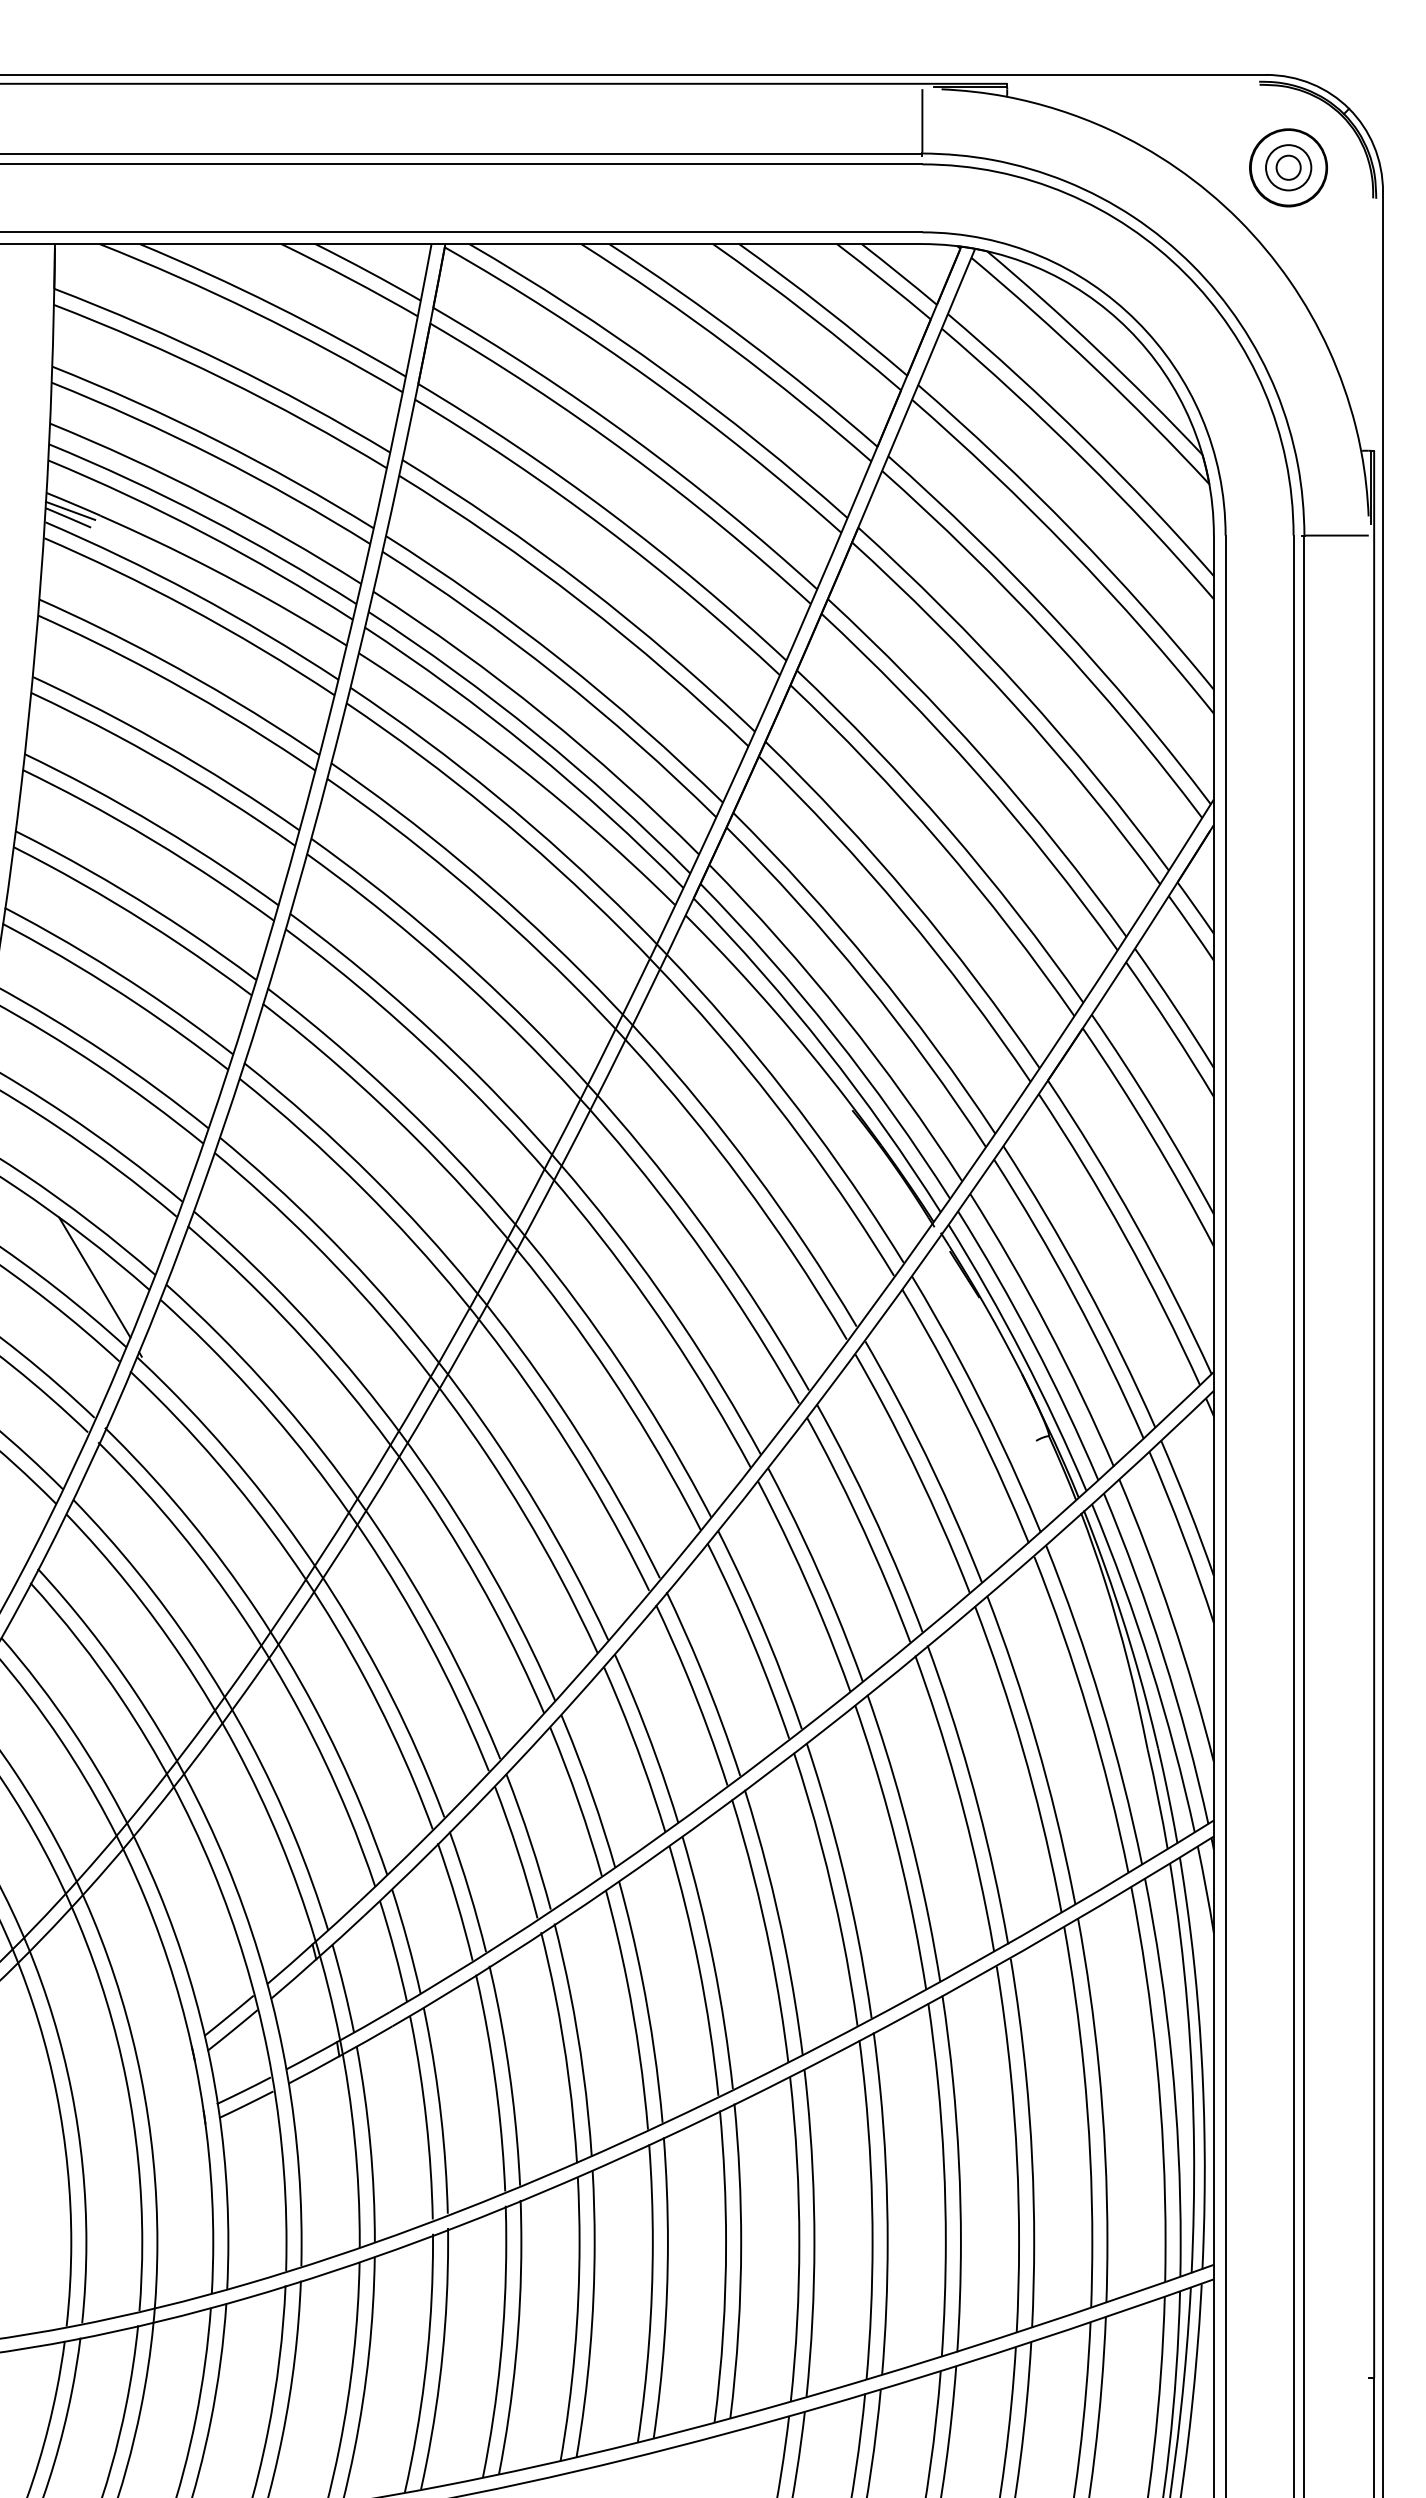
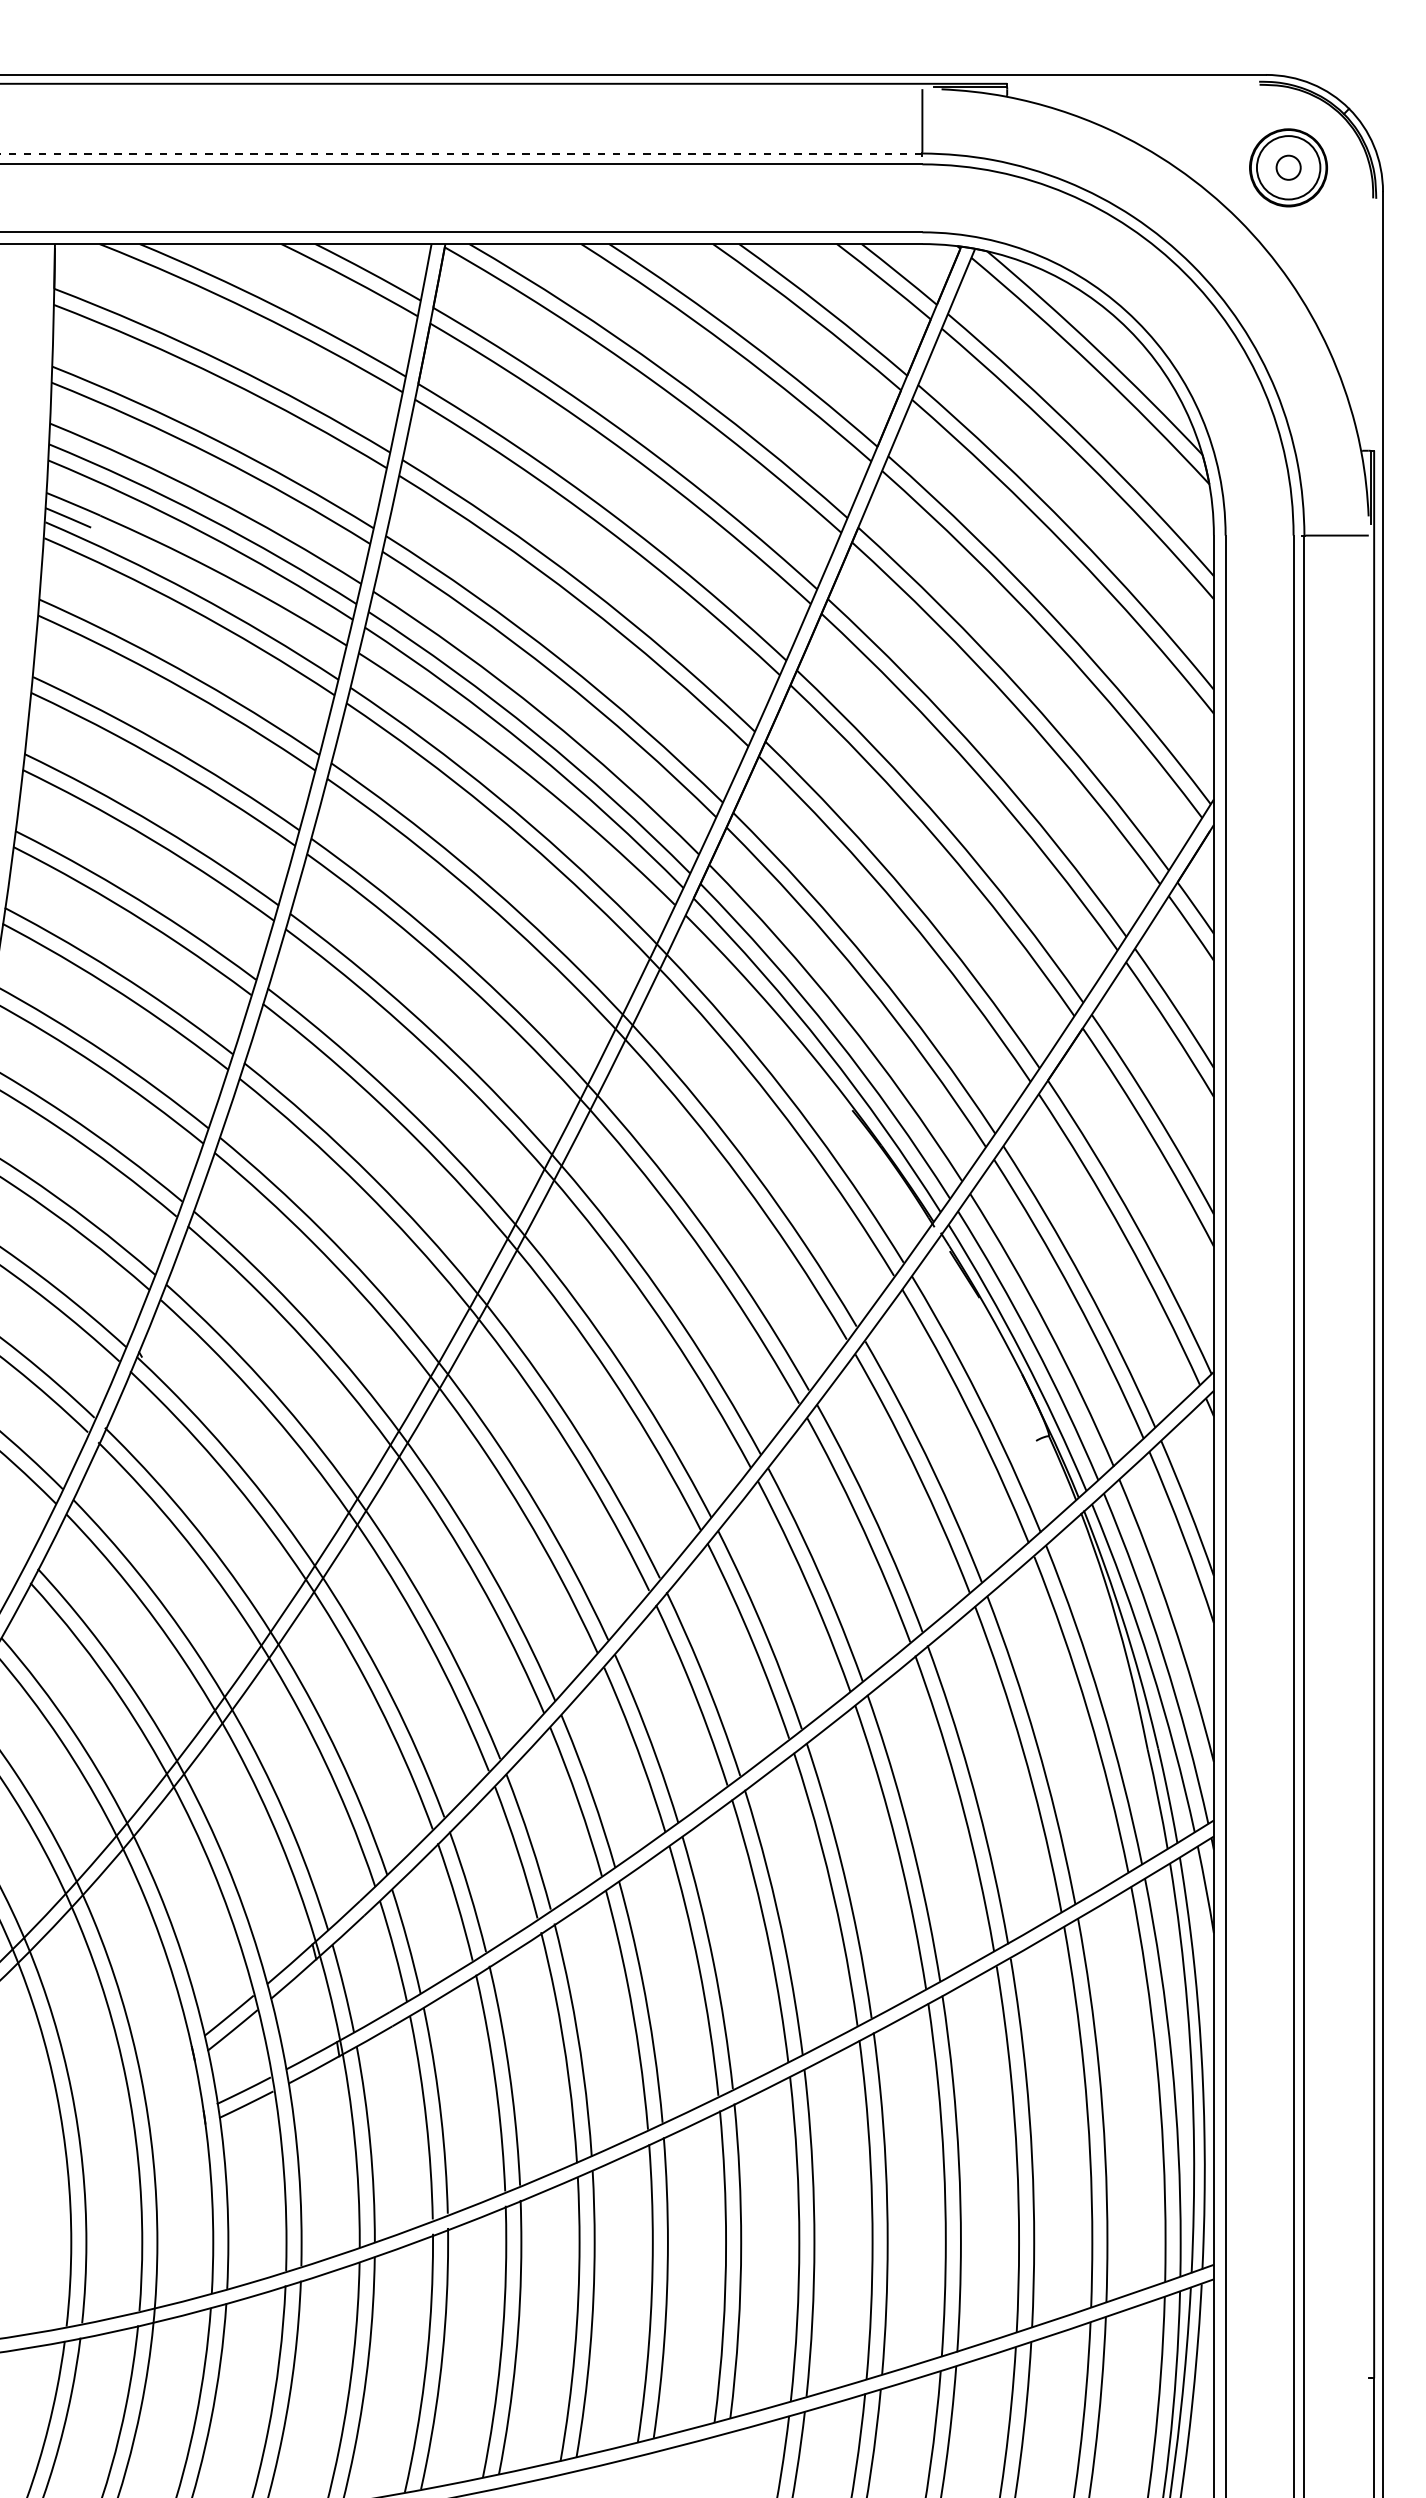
line: solid -> dashed (461, 153)
circle diameter: 45 px -> 63 px (1288, 167)
line: present -> none (70, 510)
line: present -> none (94, 1277)
